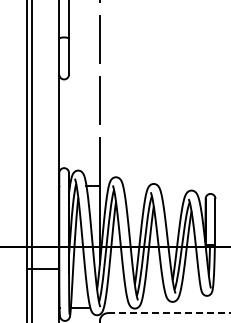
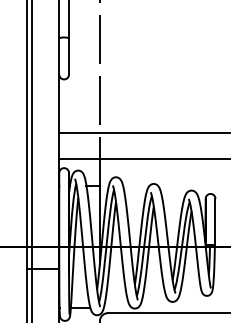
line: none -> present (143, 133)
line: none -> present (143, 159)
line: dashed -> solid (170, 313)
